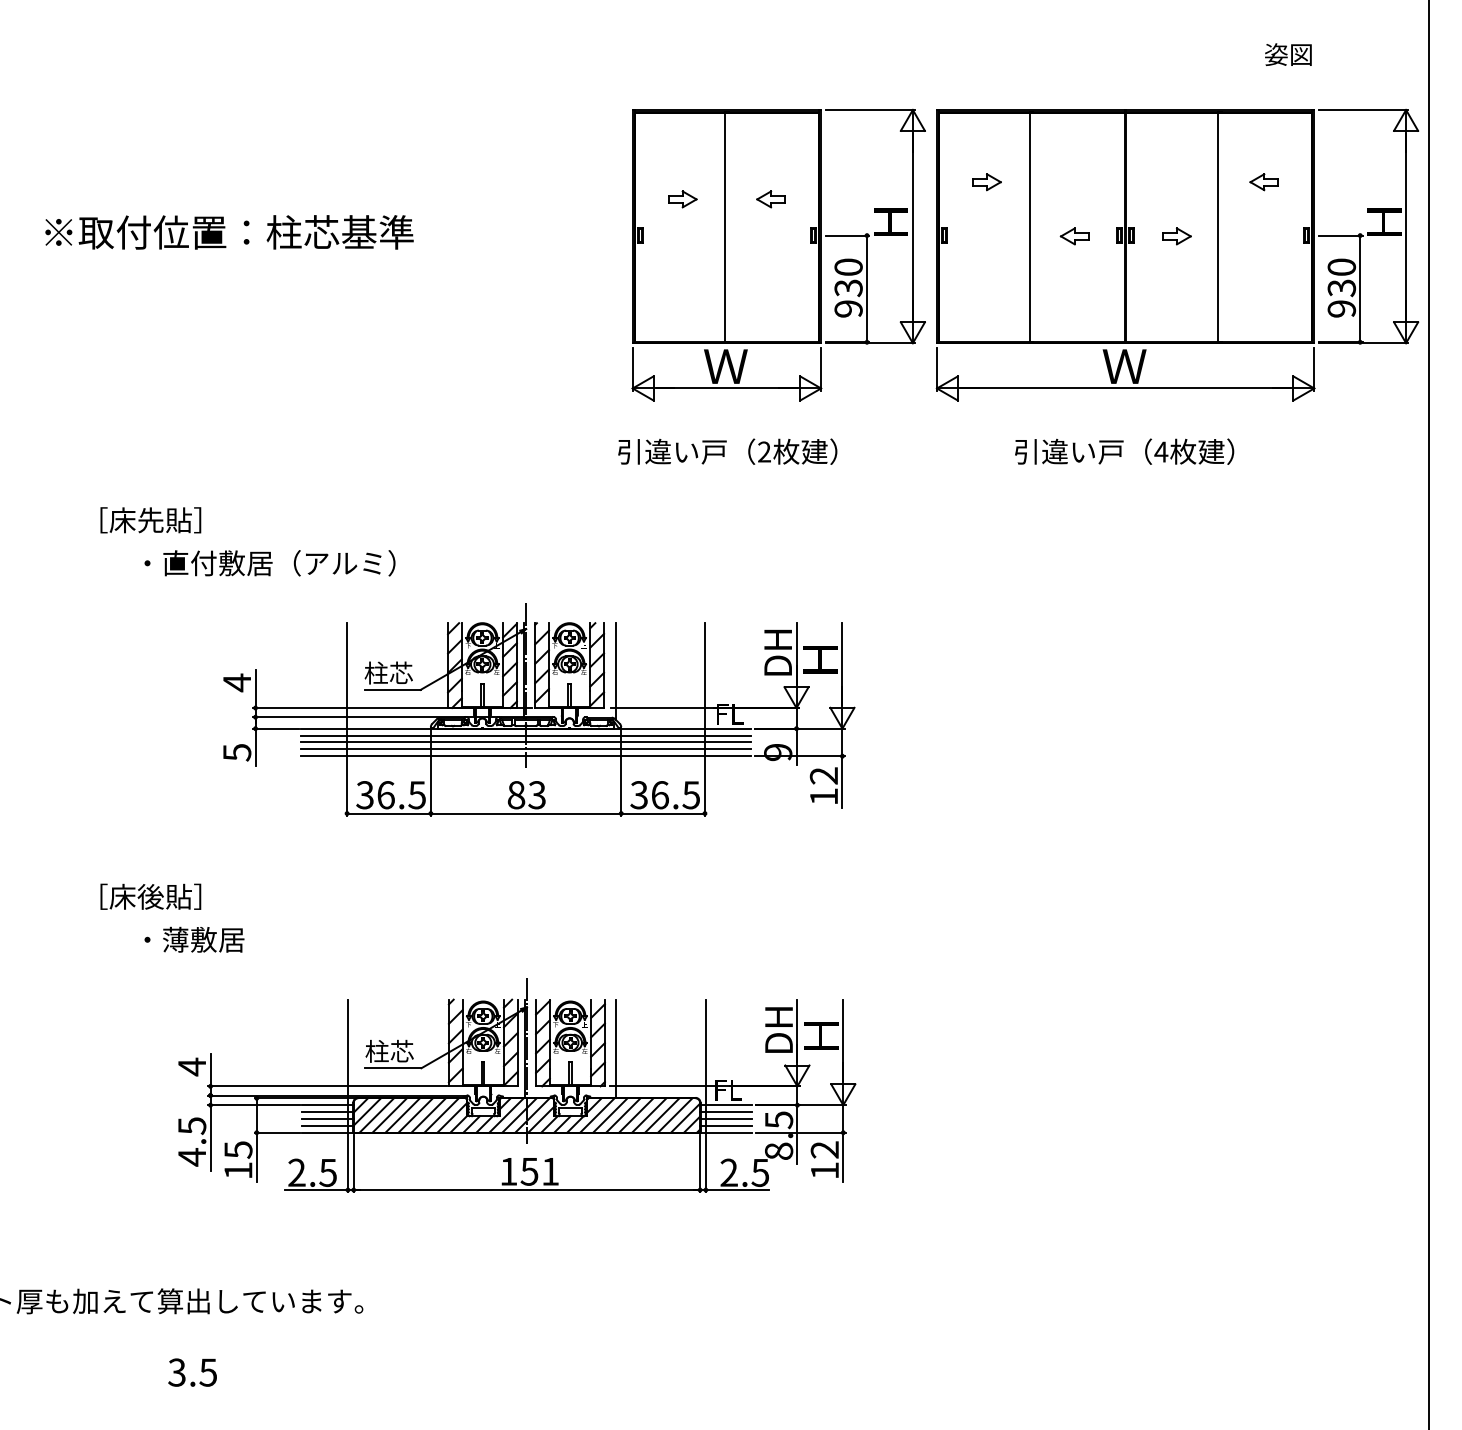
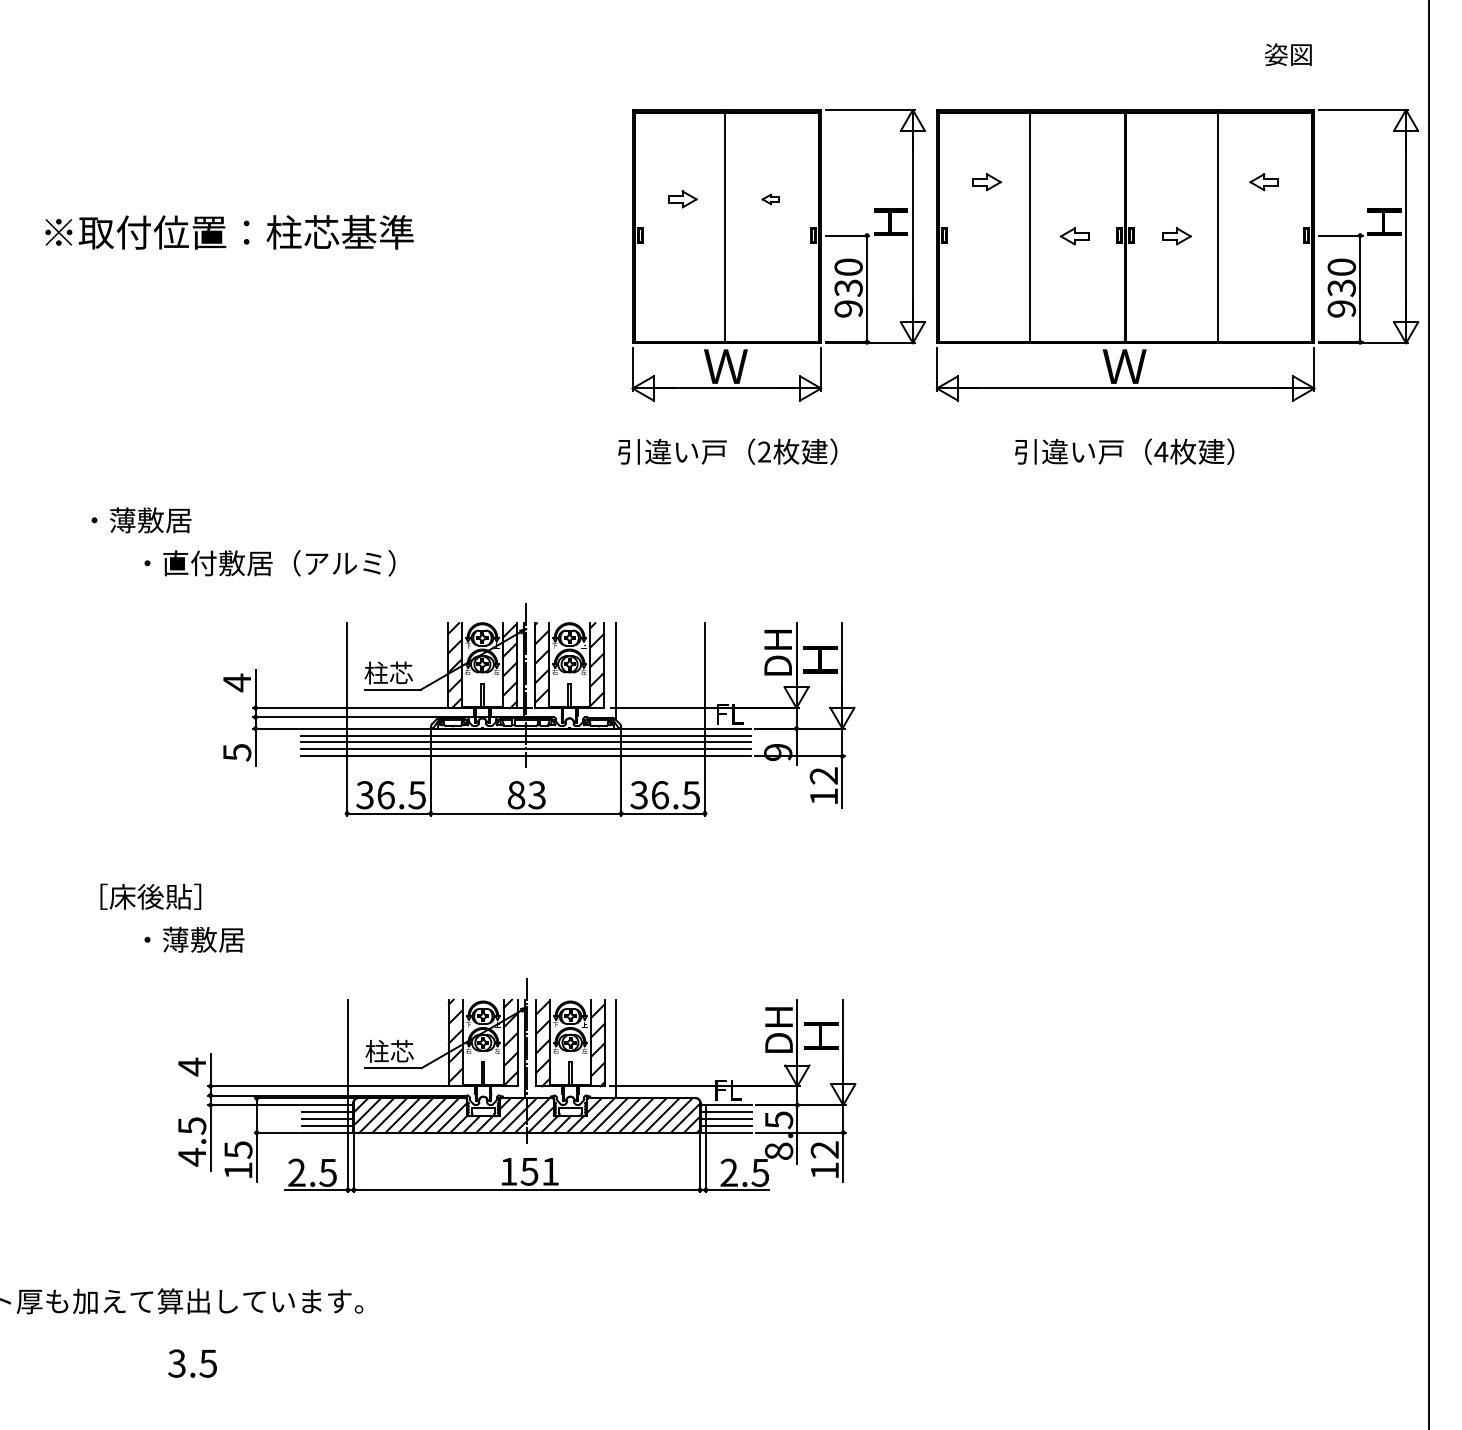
part size: 30x19 px -> 19x13 px (770, 199)
text: ［床先貼］ -> ・薄敷居 (146, 520)
line: present -> none (705, 1052)
text position: (192, 1372) -> (192, 1363) (192, 1363)
